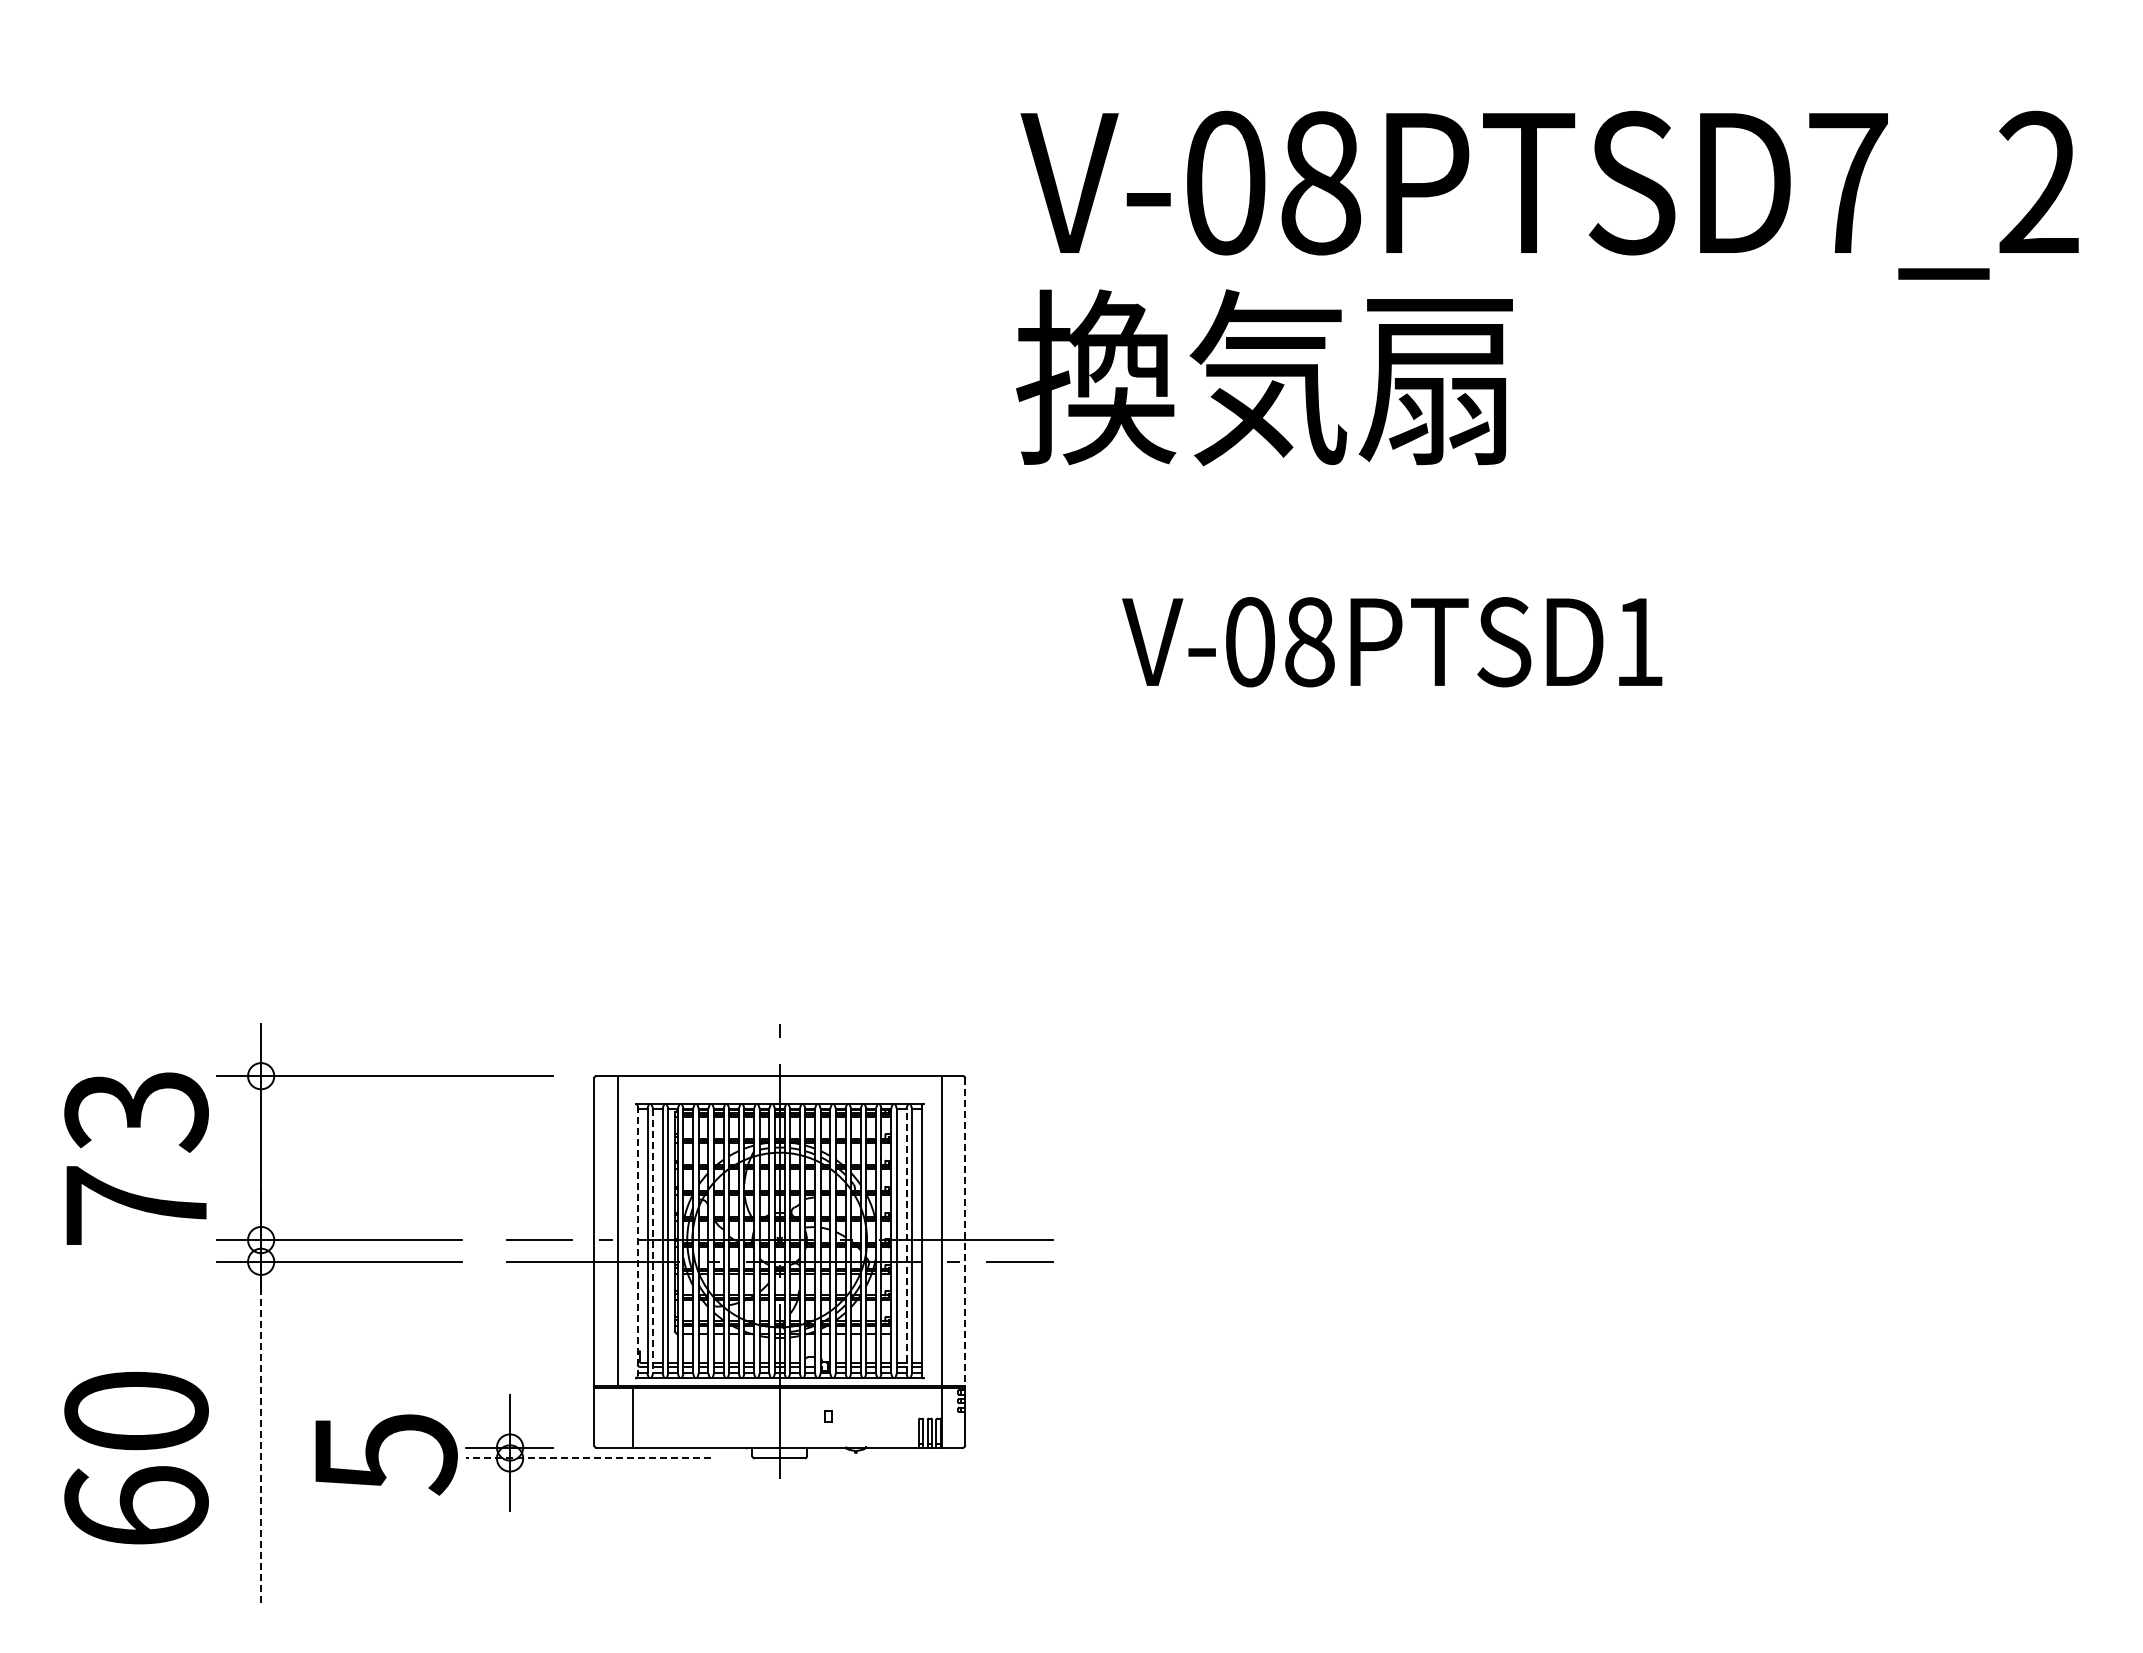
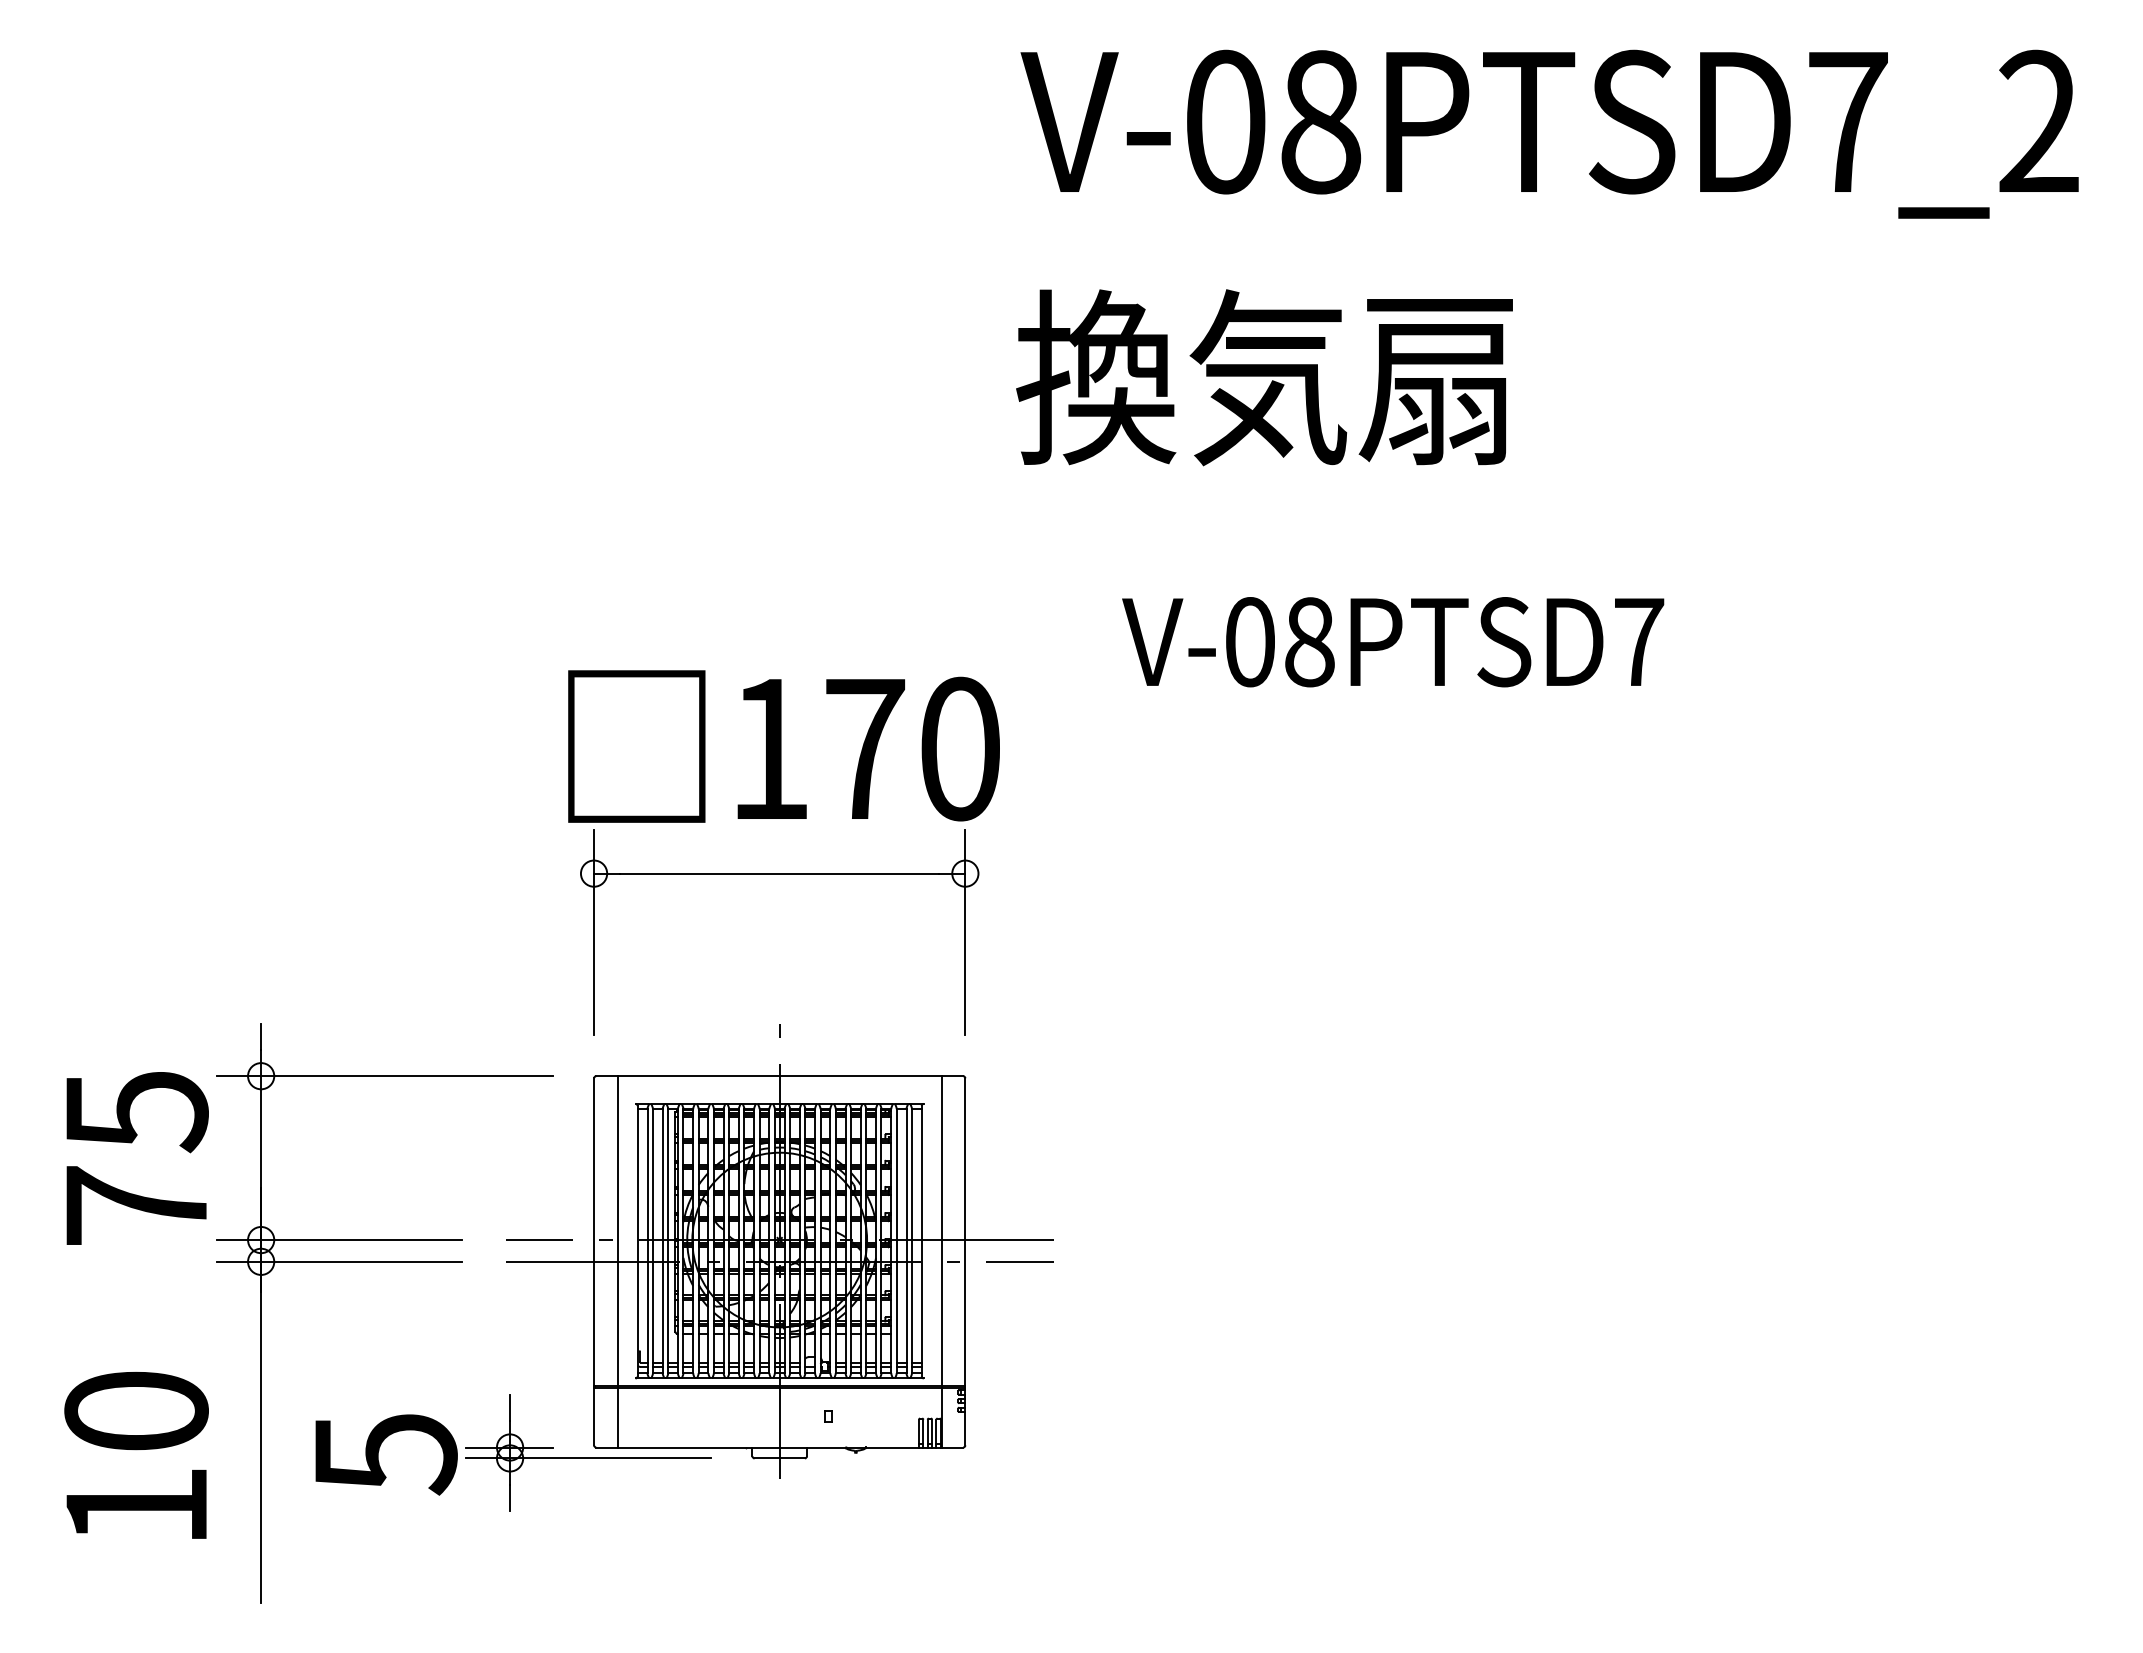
text position: (1549, 194) -> (1549, 133) (1549, 133)
text: V-08PTSD1 -> V-08PTSD7 (1639, 641)
part: none -> present (783, 873)
text: 73 -> 75 (136, 1112)
line: dashed -> solid (965, 1232)
line: dashed -> solid (637, 1241)
line: dashed -> solid (652, 1241)
line: dashed -> solid (906, 1241)
line position: (632, 1417) -> (617, 1417) (617, 1417)
line: dashed -> solid (261, 1445)
line: dashed -> solid (588, 1458)
text: 60 -> 10 (136, 1505)
